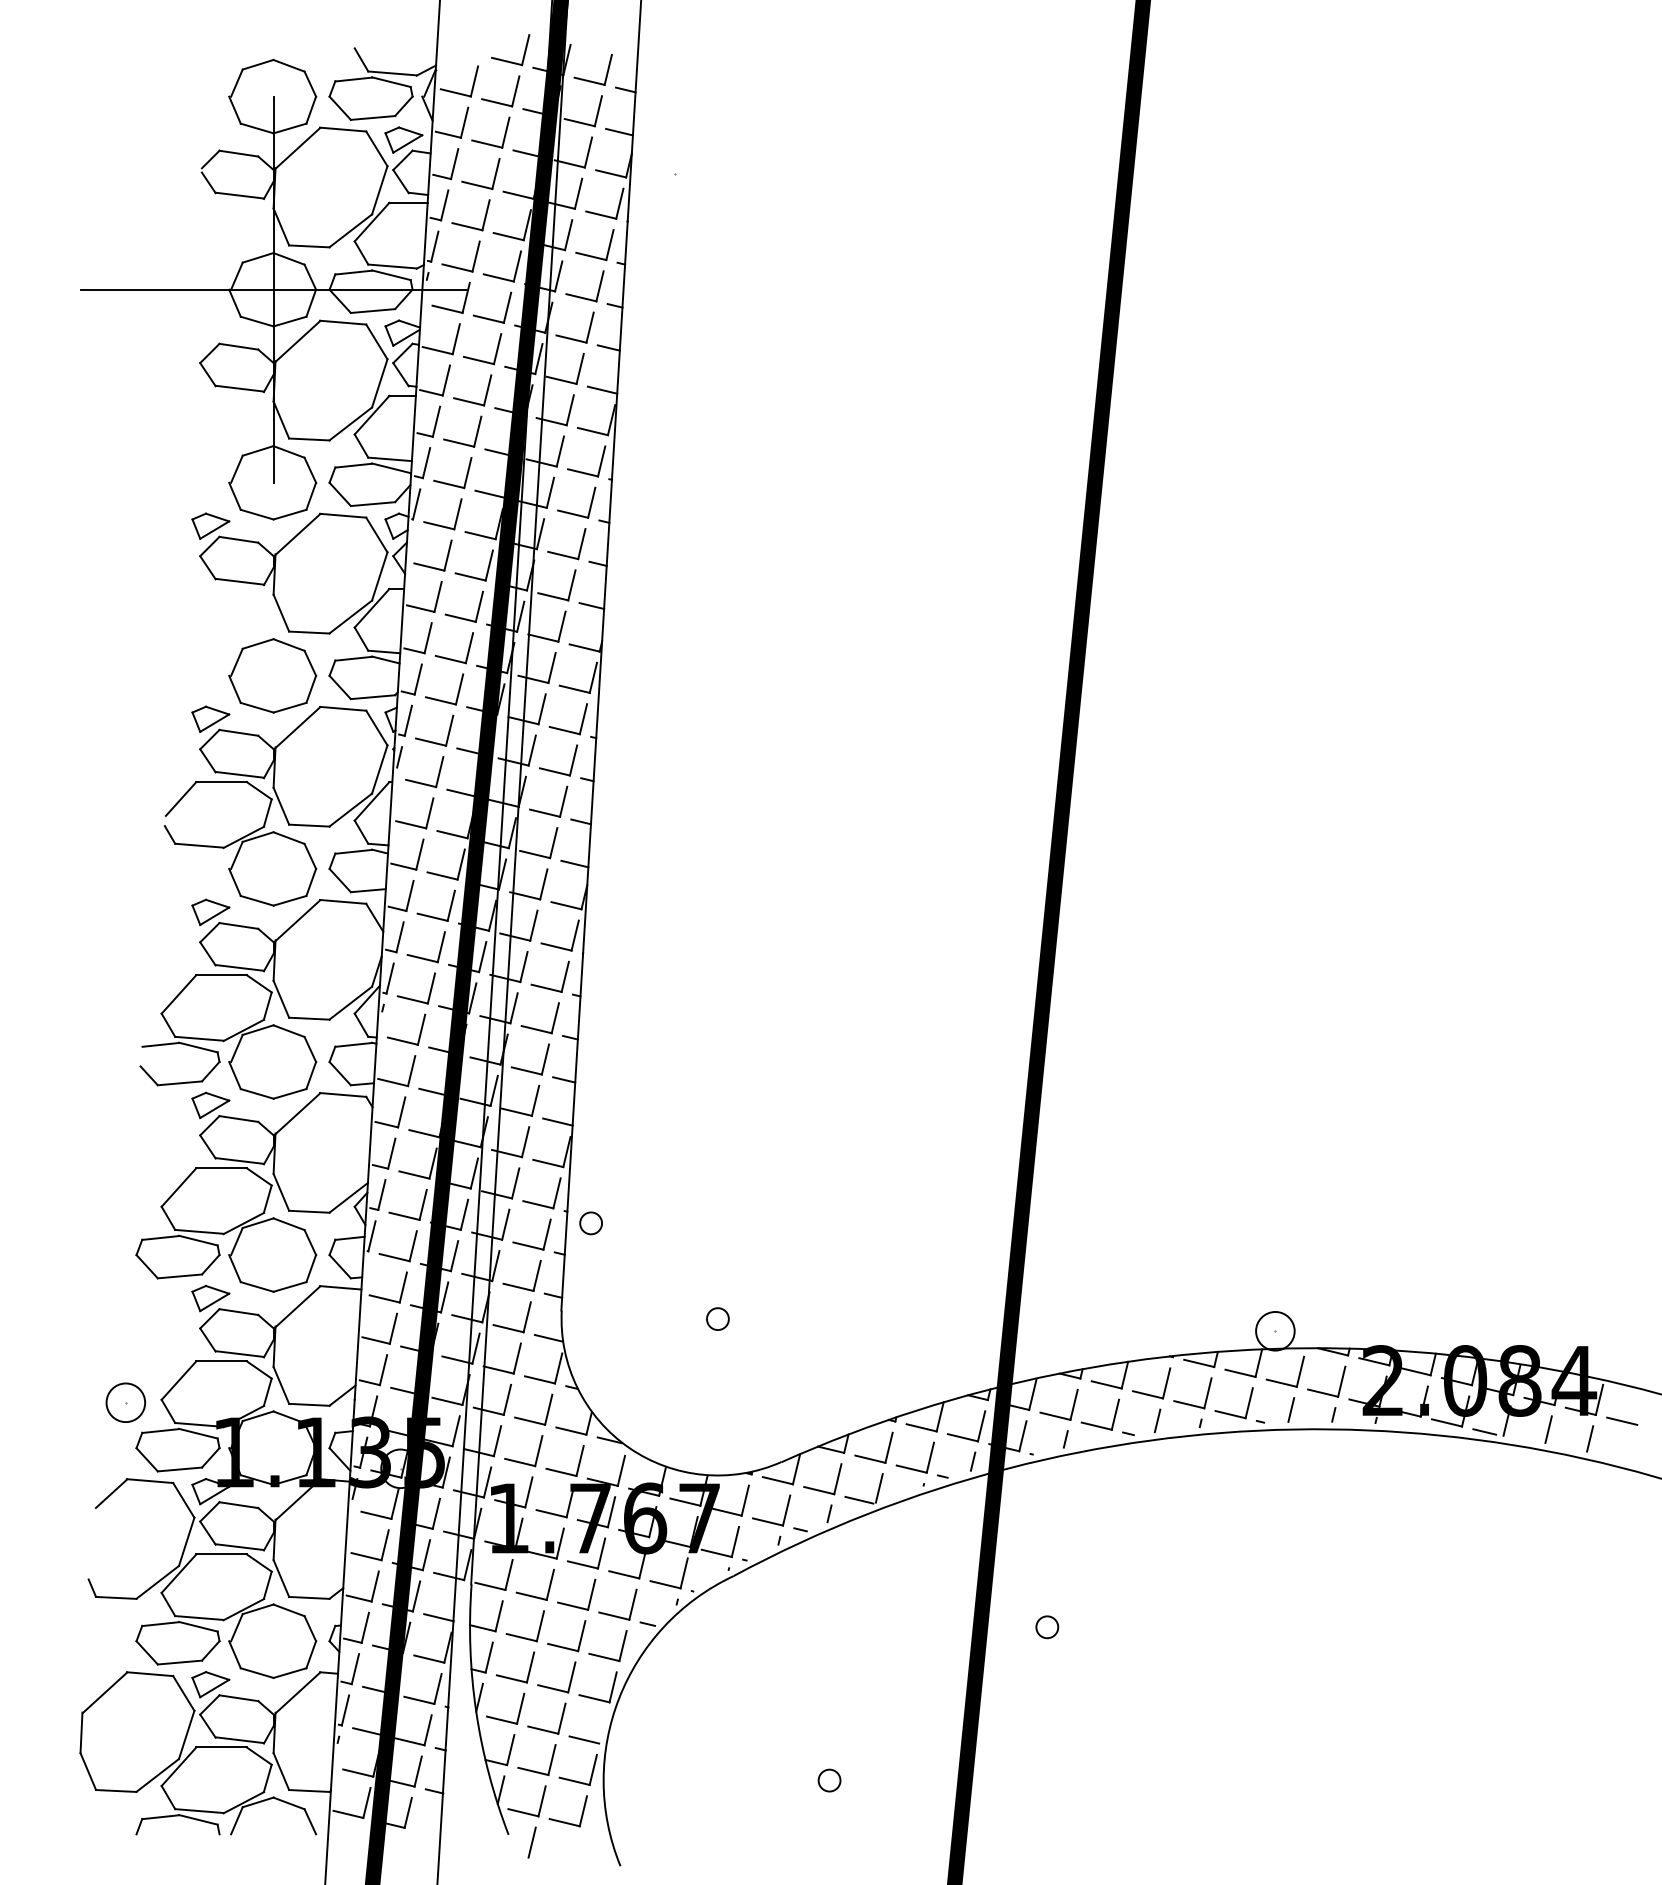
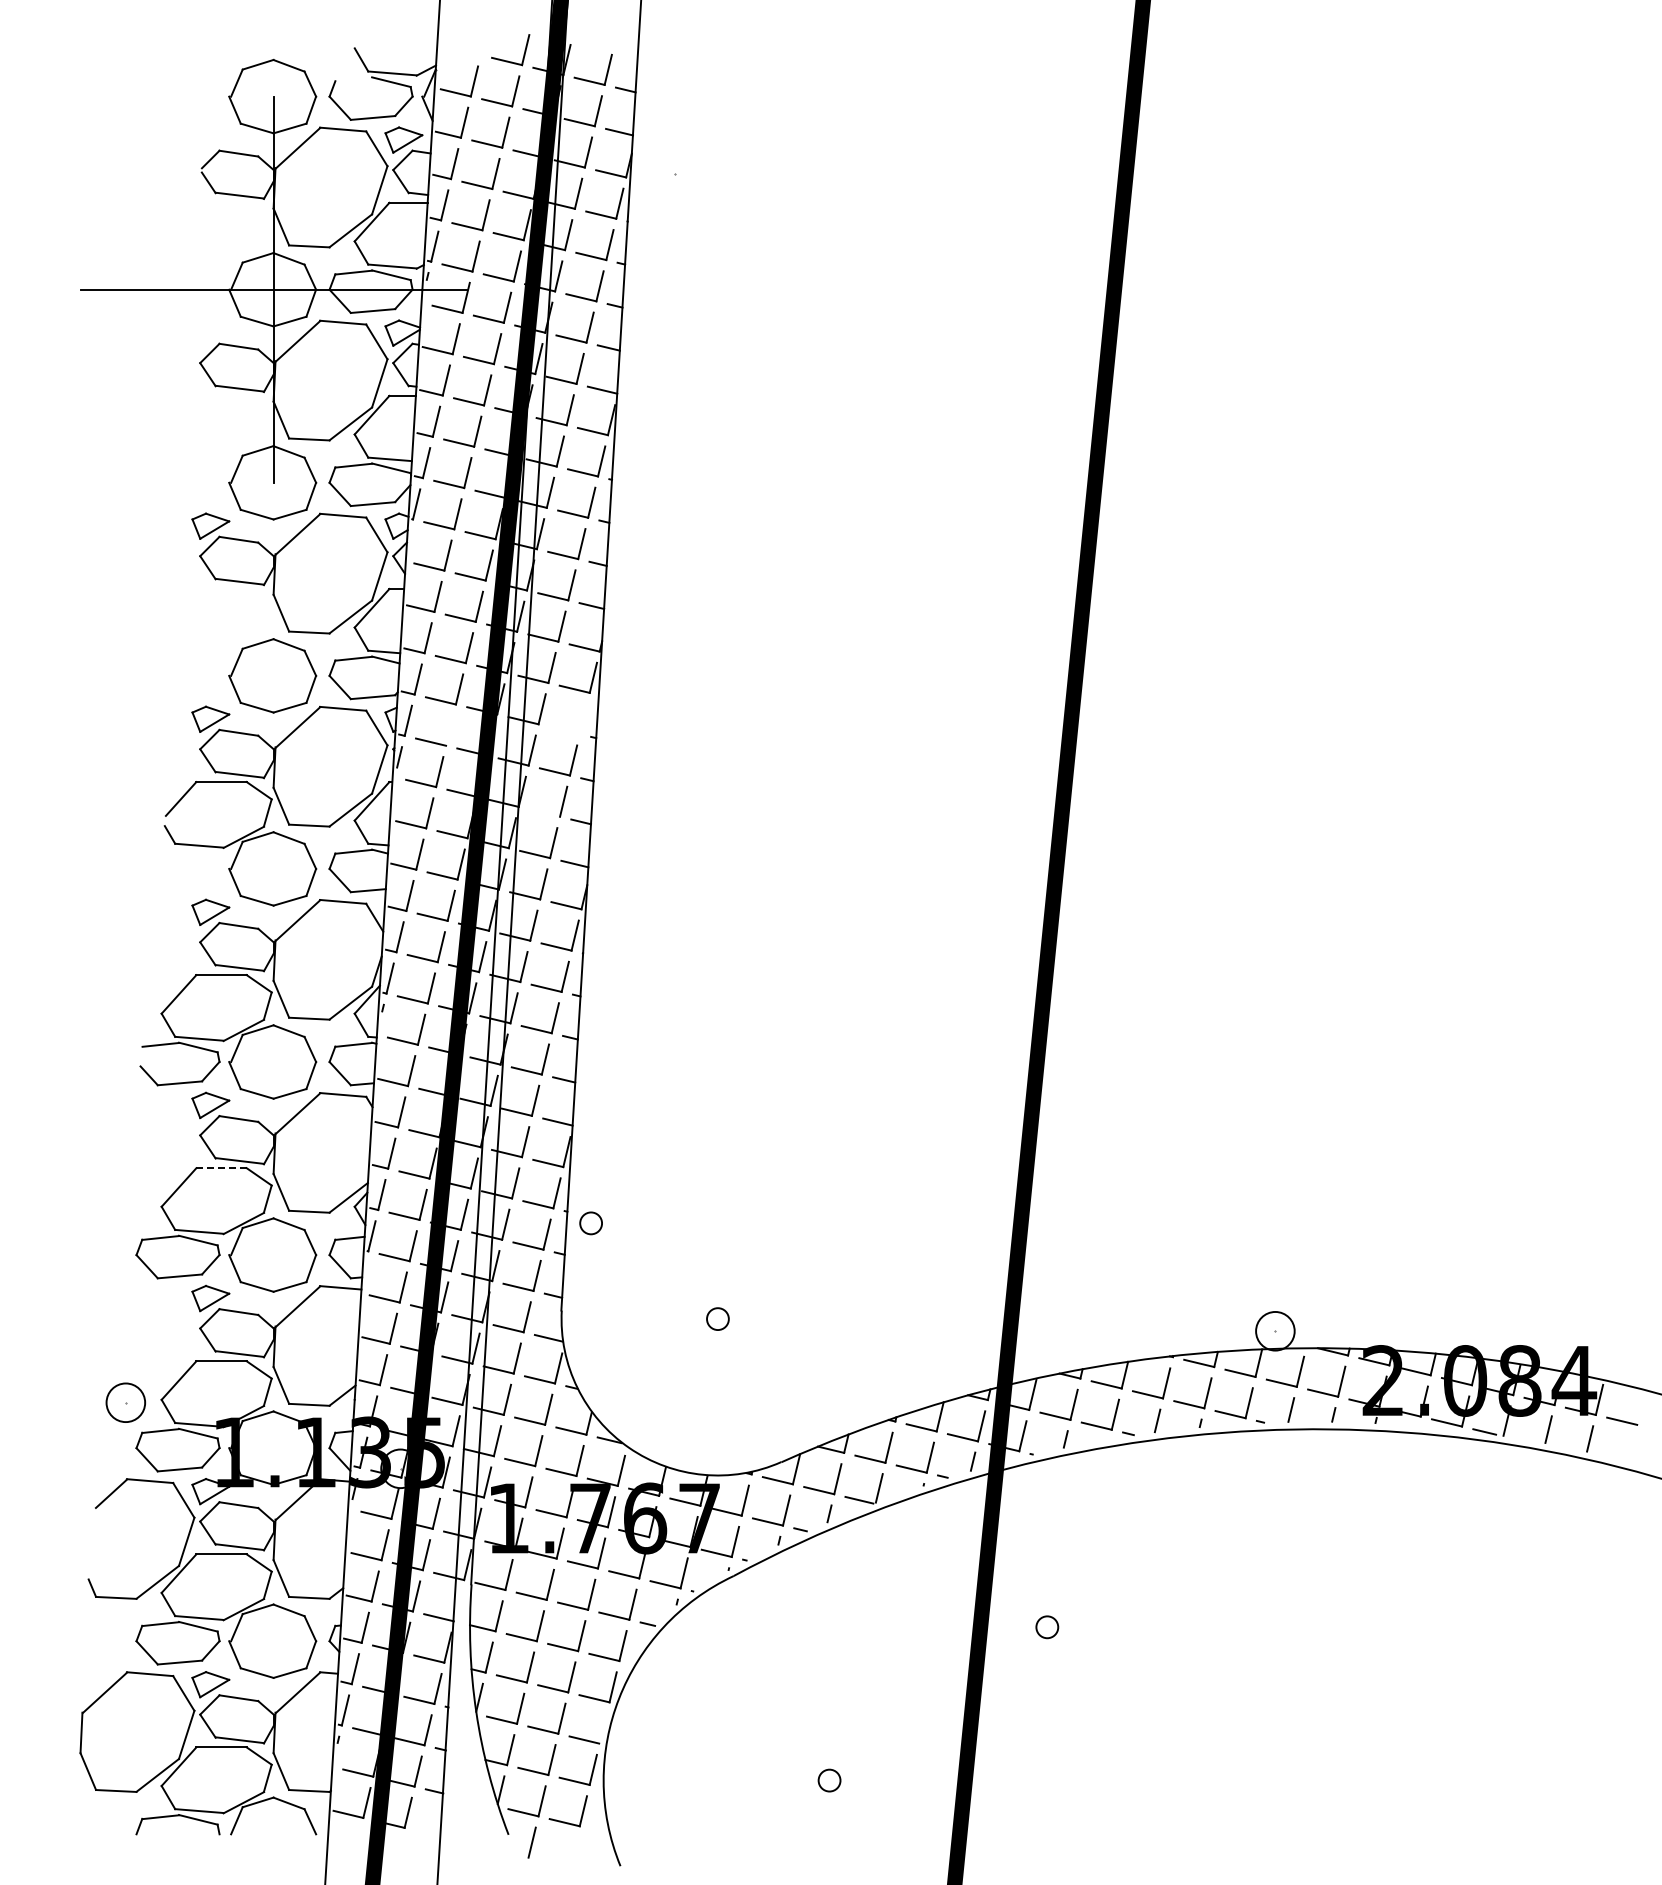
line: present -> none (353, 79)
part: present -> none (565, 729)
line: present -> none (449, 730)
line: present -> none (545, 812)
line: solid -> dashed (221, 1168)
